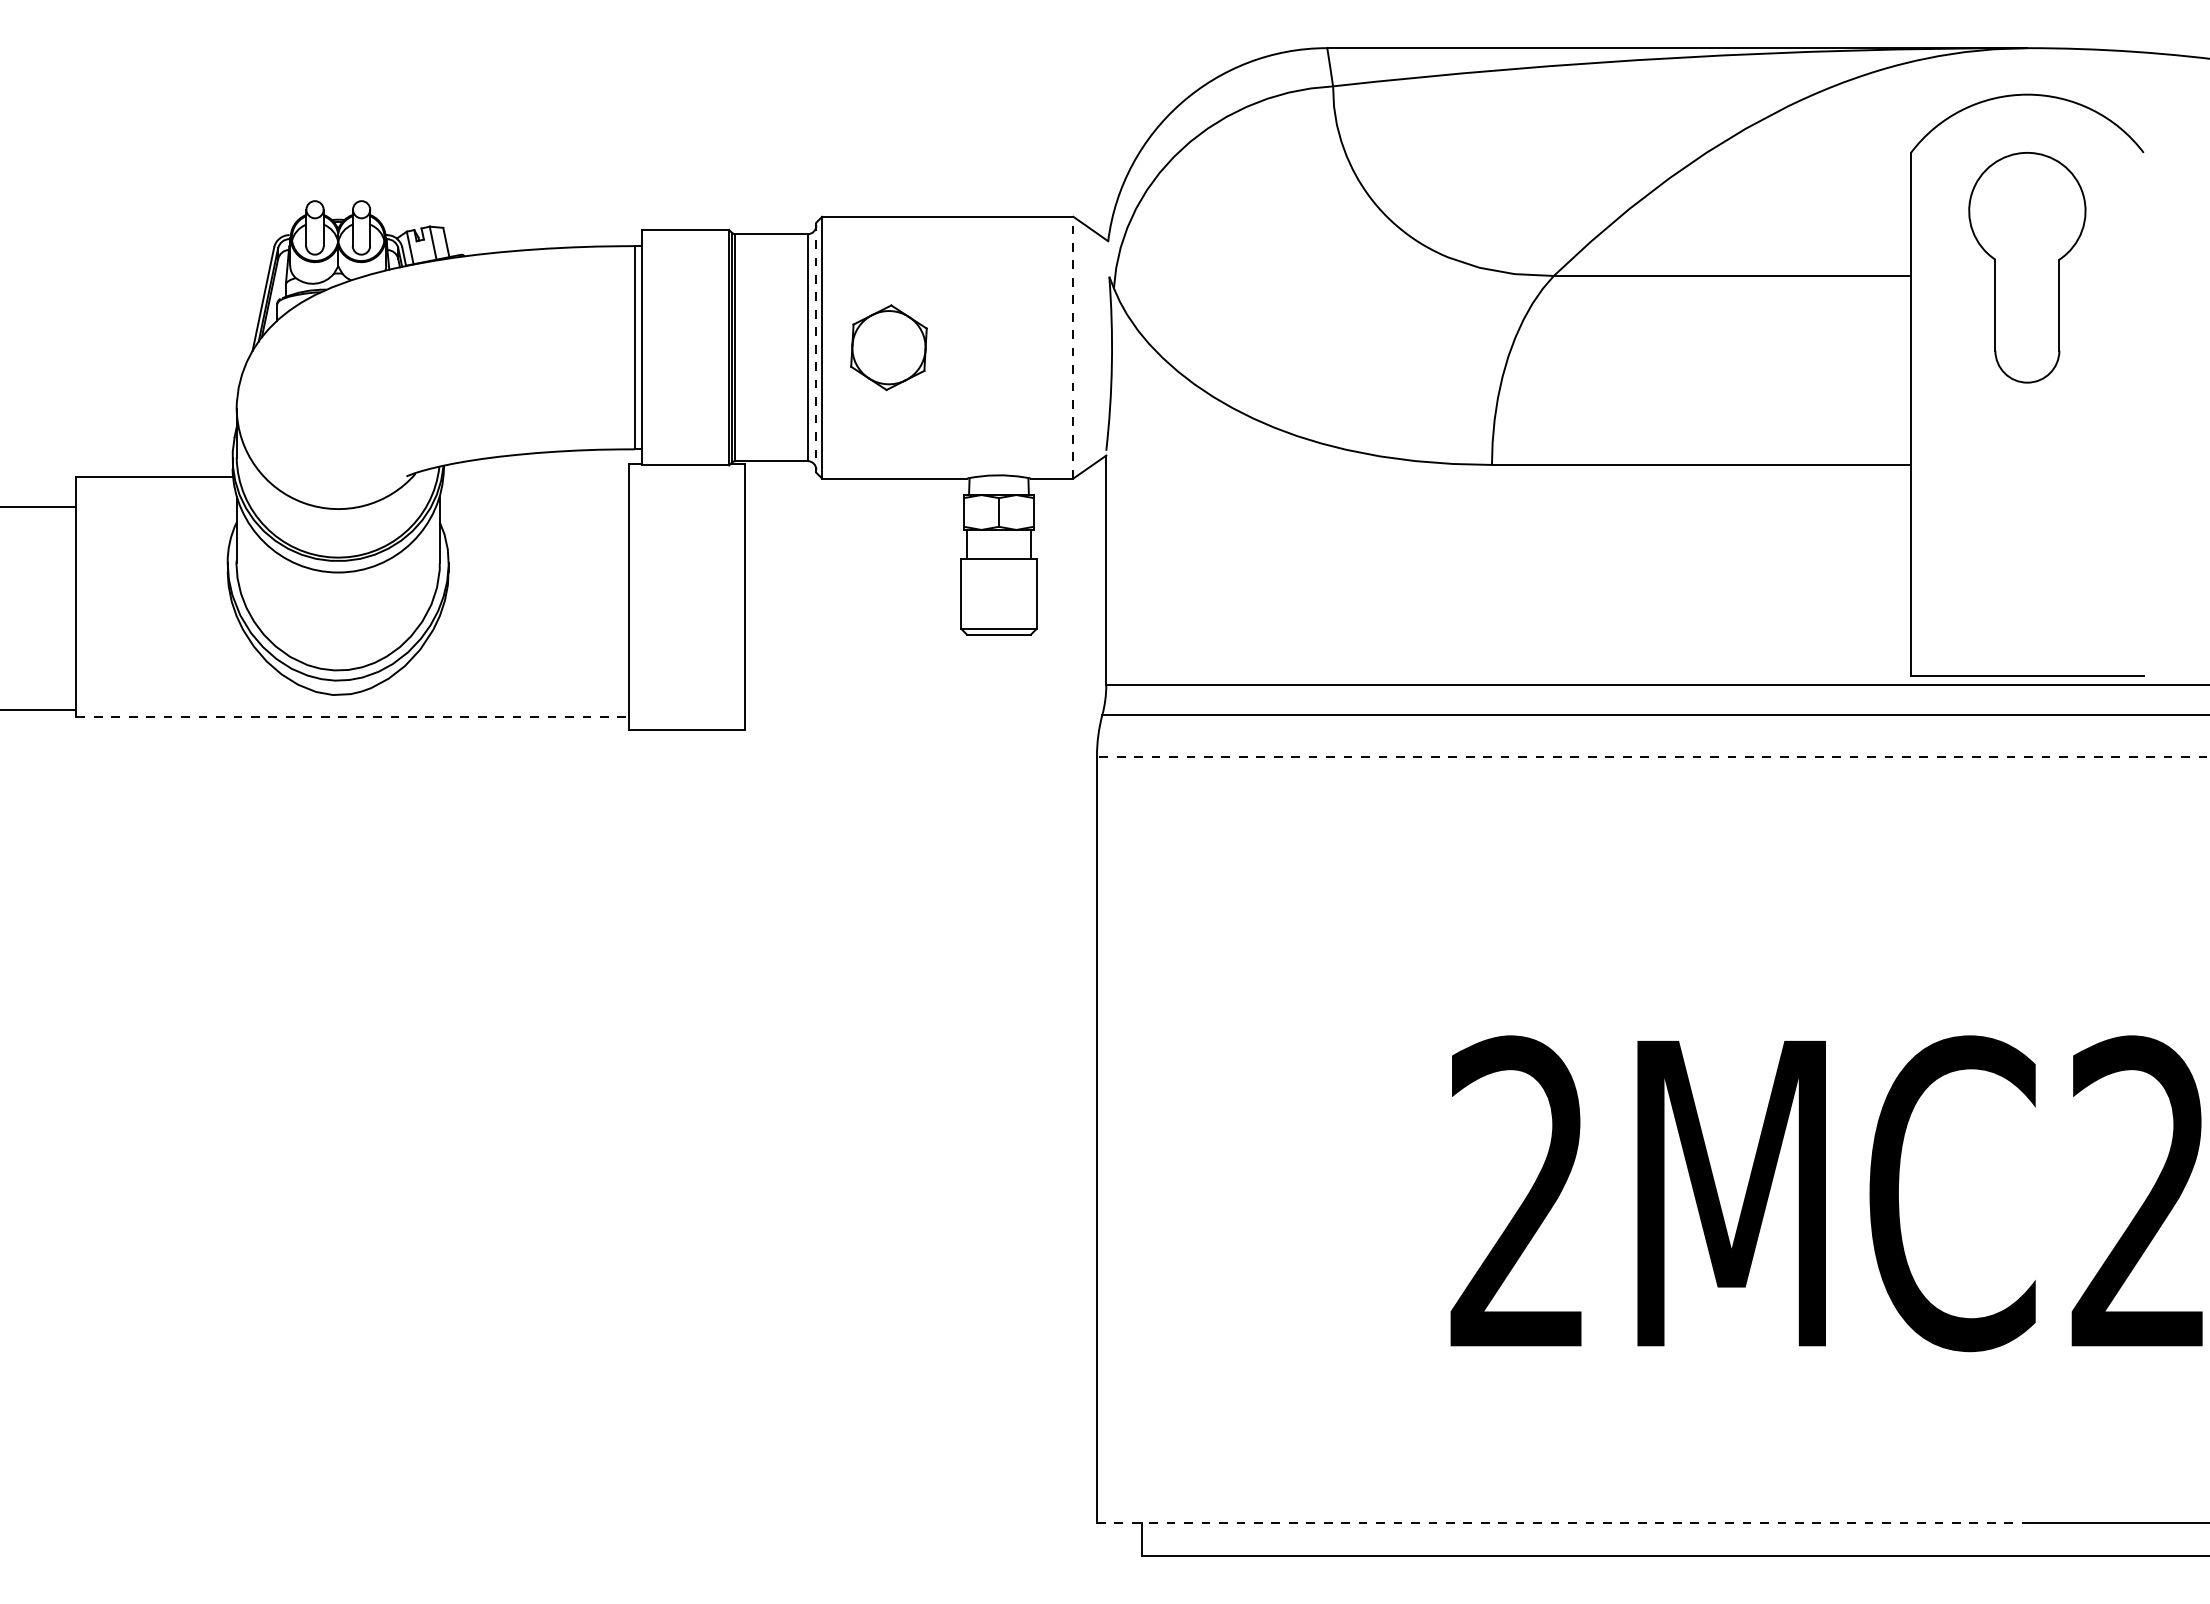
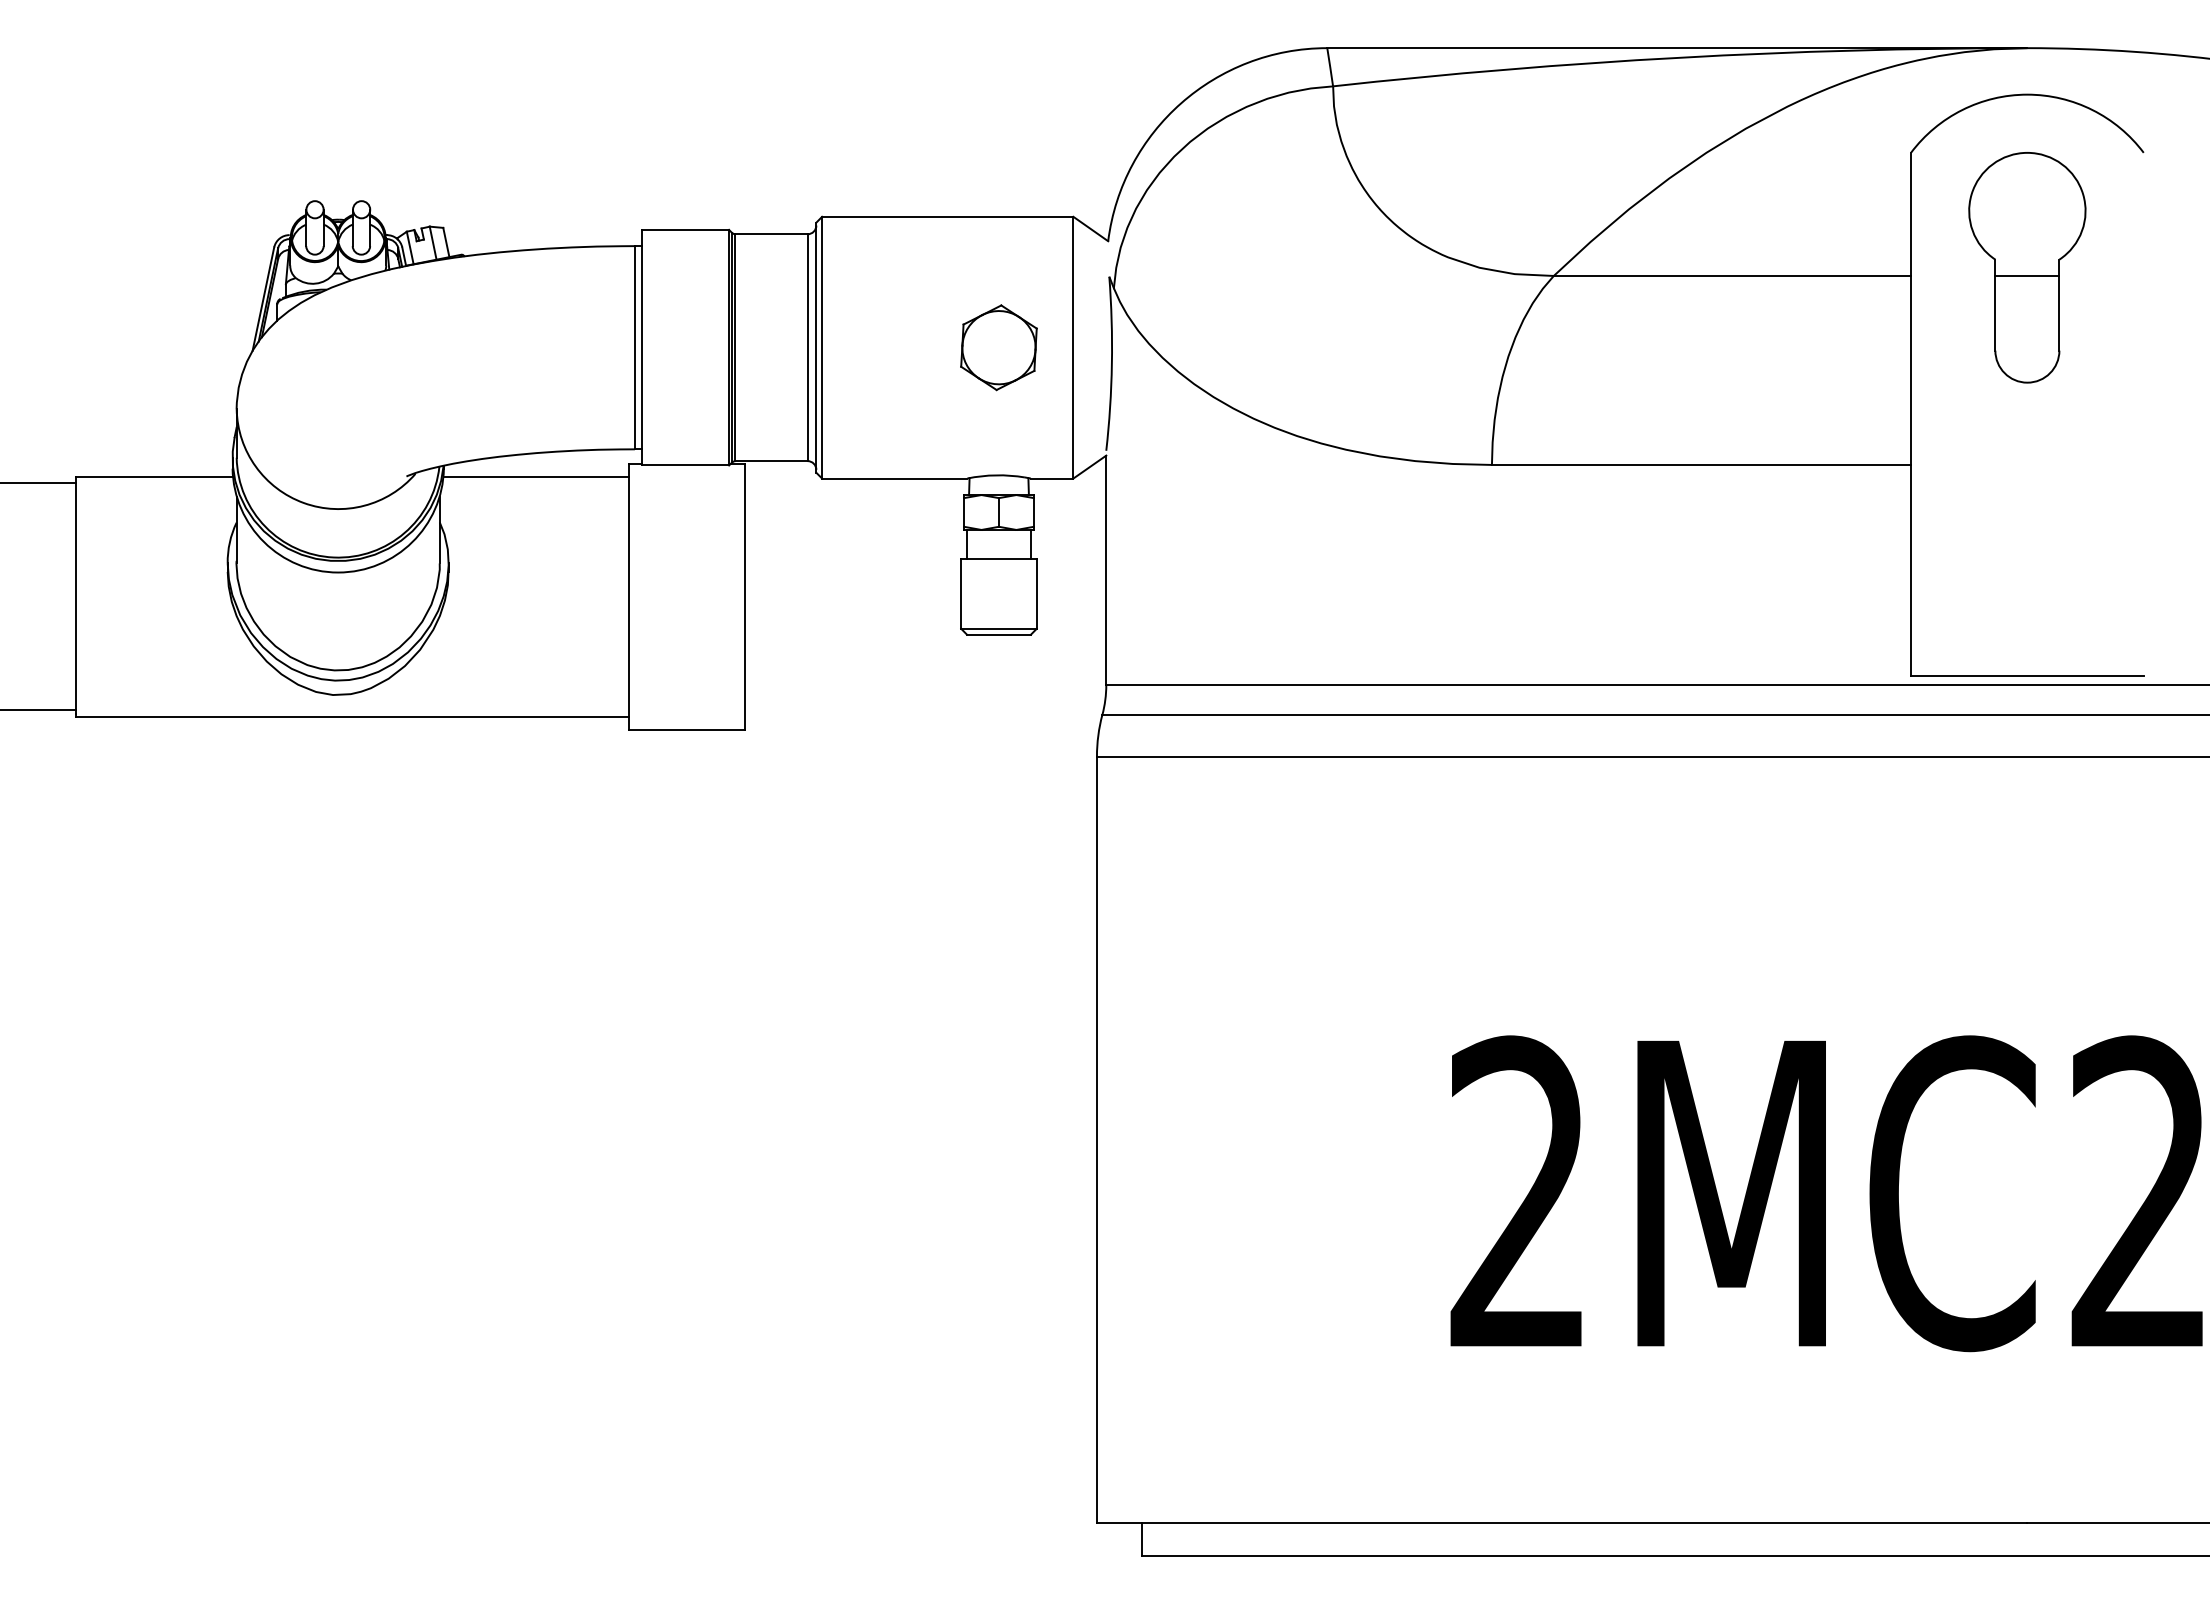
line: none -> present (2027, 275)
part position: (888, 347) -> (998, 347) (998, 347)
line: dashed -> solid (1073, 347)
line: dashed -> solid (816, 348)
line: none -> present (536, 476)
line position: (39, 507) -> (39, 483) (39, 483)
line: dashed -> solid (353, 716)
line: dashed -> solid (1652, 756)
line: dashed -> solid (1562, 1522)
